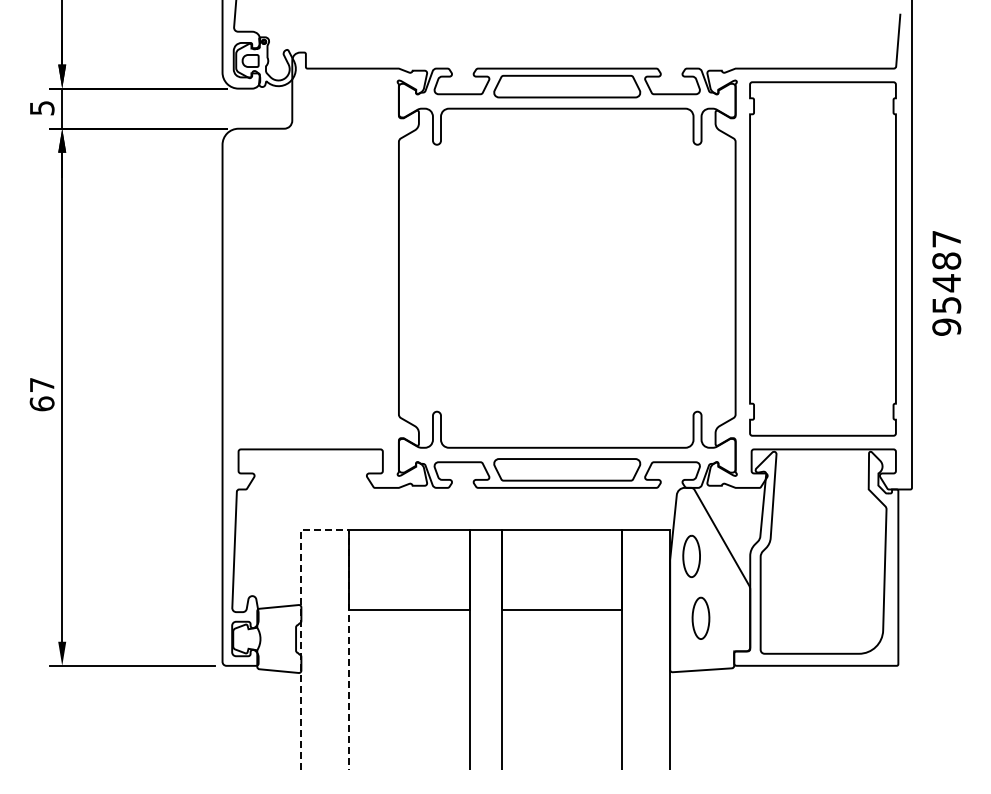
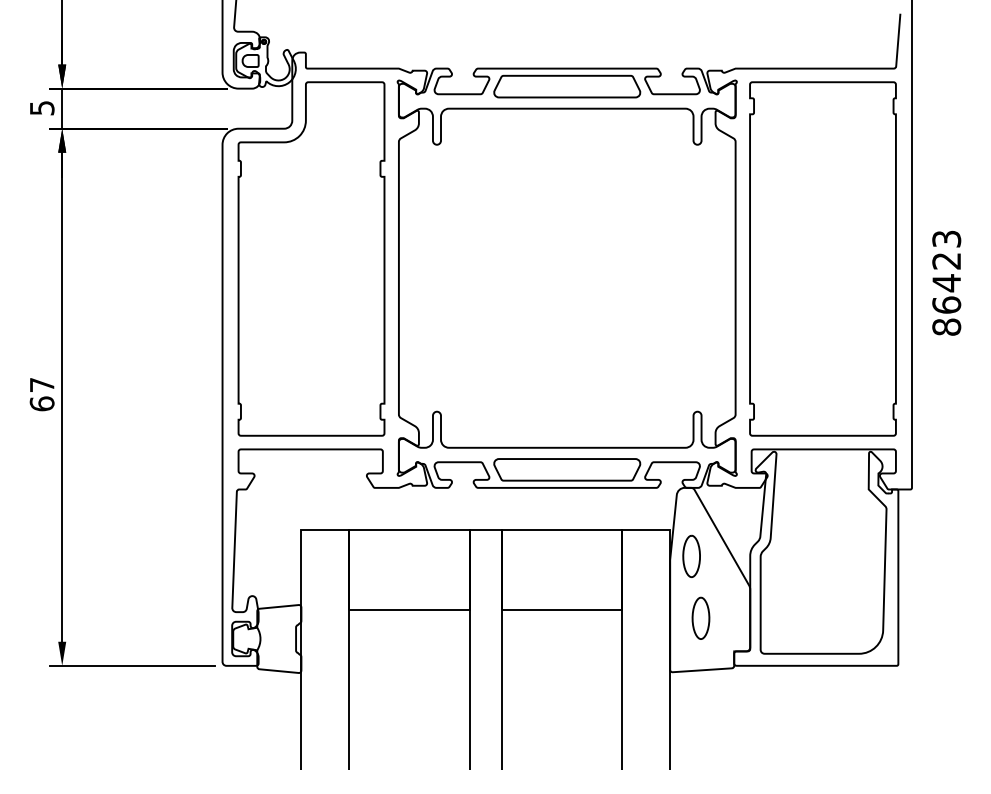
part: none -> present (311, 258)
text: 95487 -> 86423 (946, 282)
line: dashed -> solid (325, 529)
